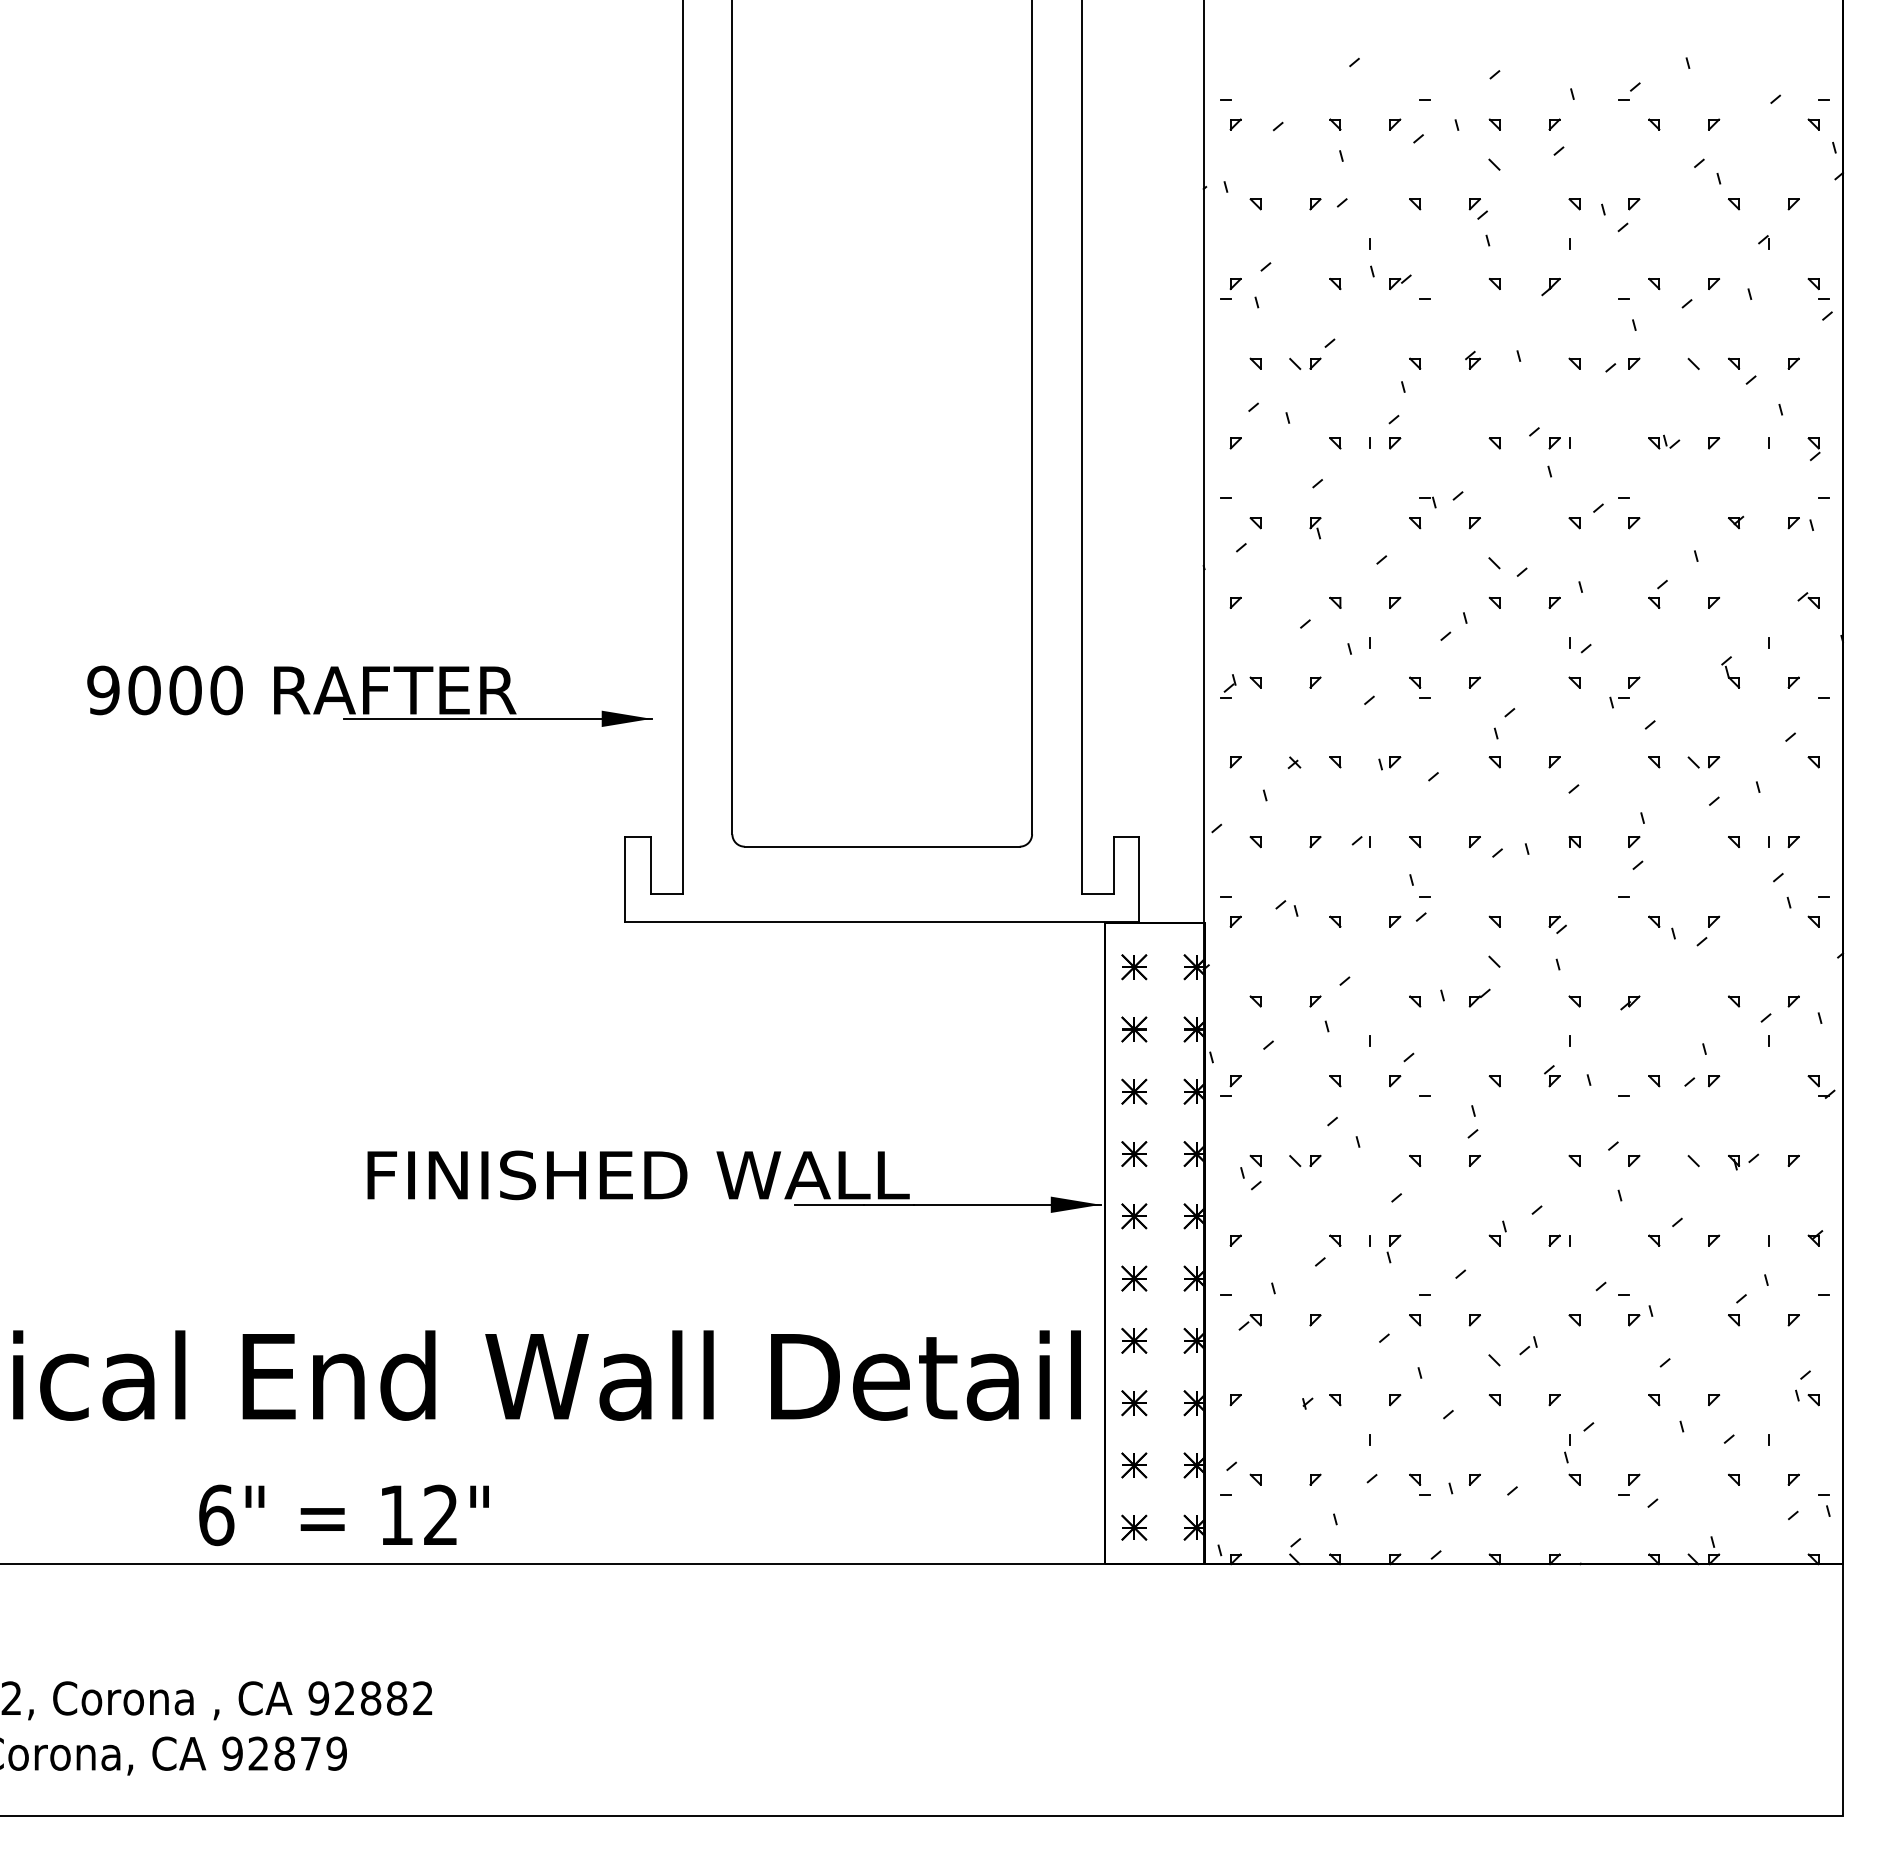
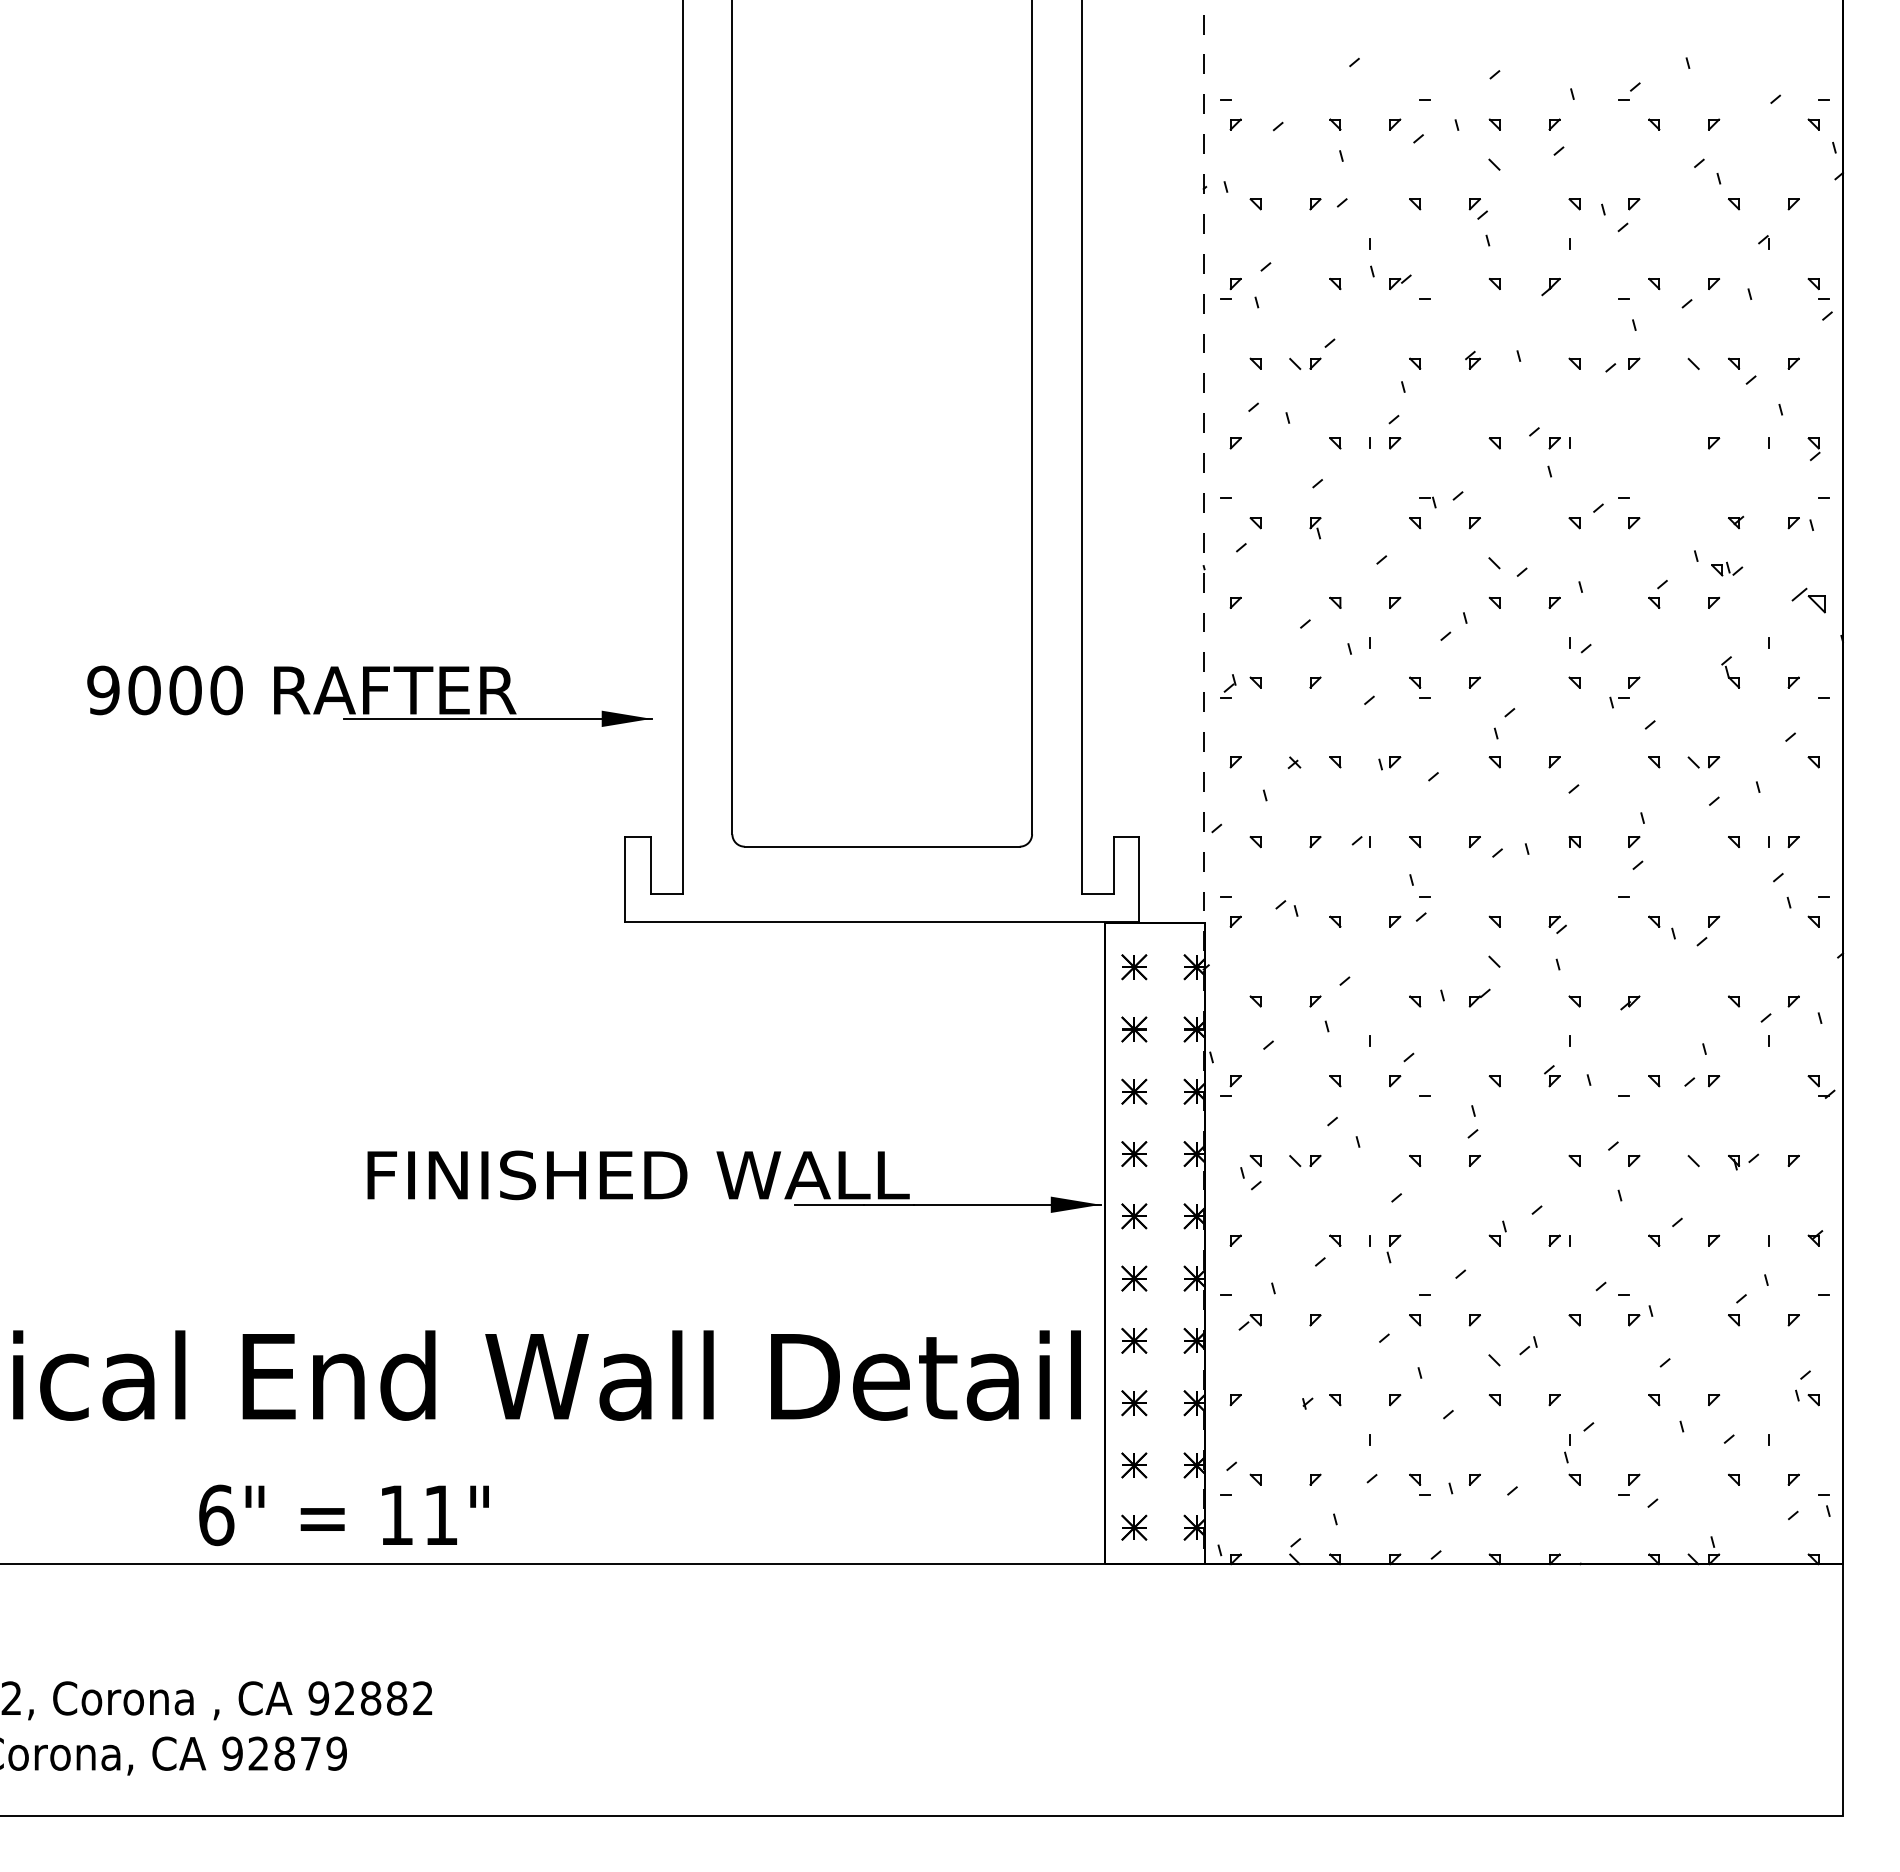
part position: (1664, 441) -> (1727, 568) (1727, 568)
part size: 23x17 px -> 35x27 px (1808, 600)
line: solid -> dashed (1203, 782)
text: 12" -> 11" (440, 1514)
